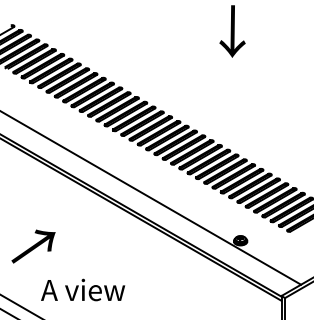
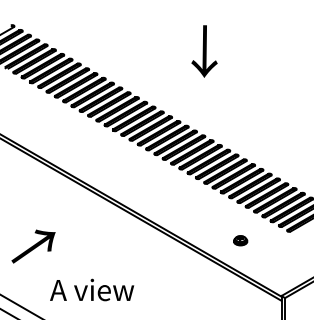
text position: (232, 31) -> (204, 51) (204, 51)
line: present -> none (151, 198)
text position: (83, 289) -> (92, 289) (92, 289)
